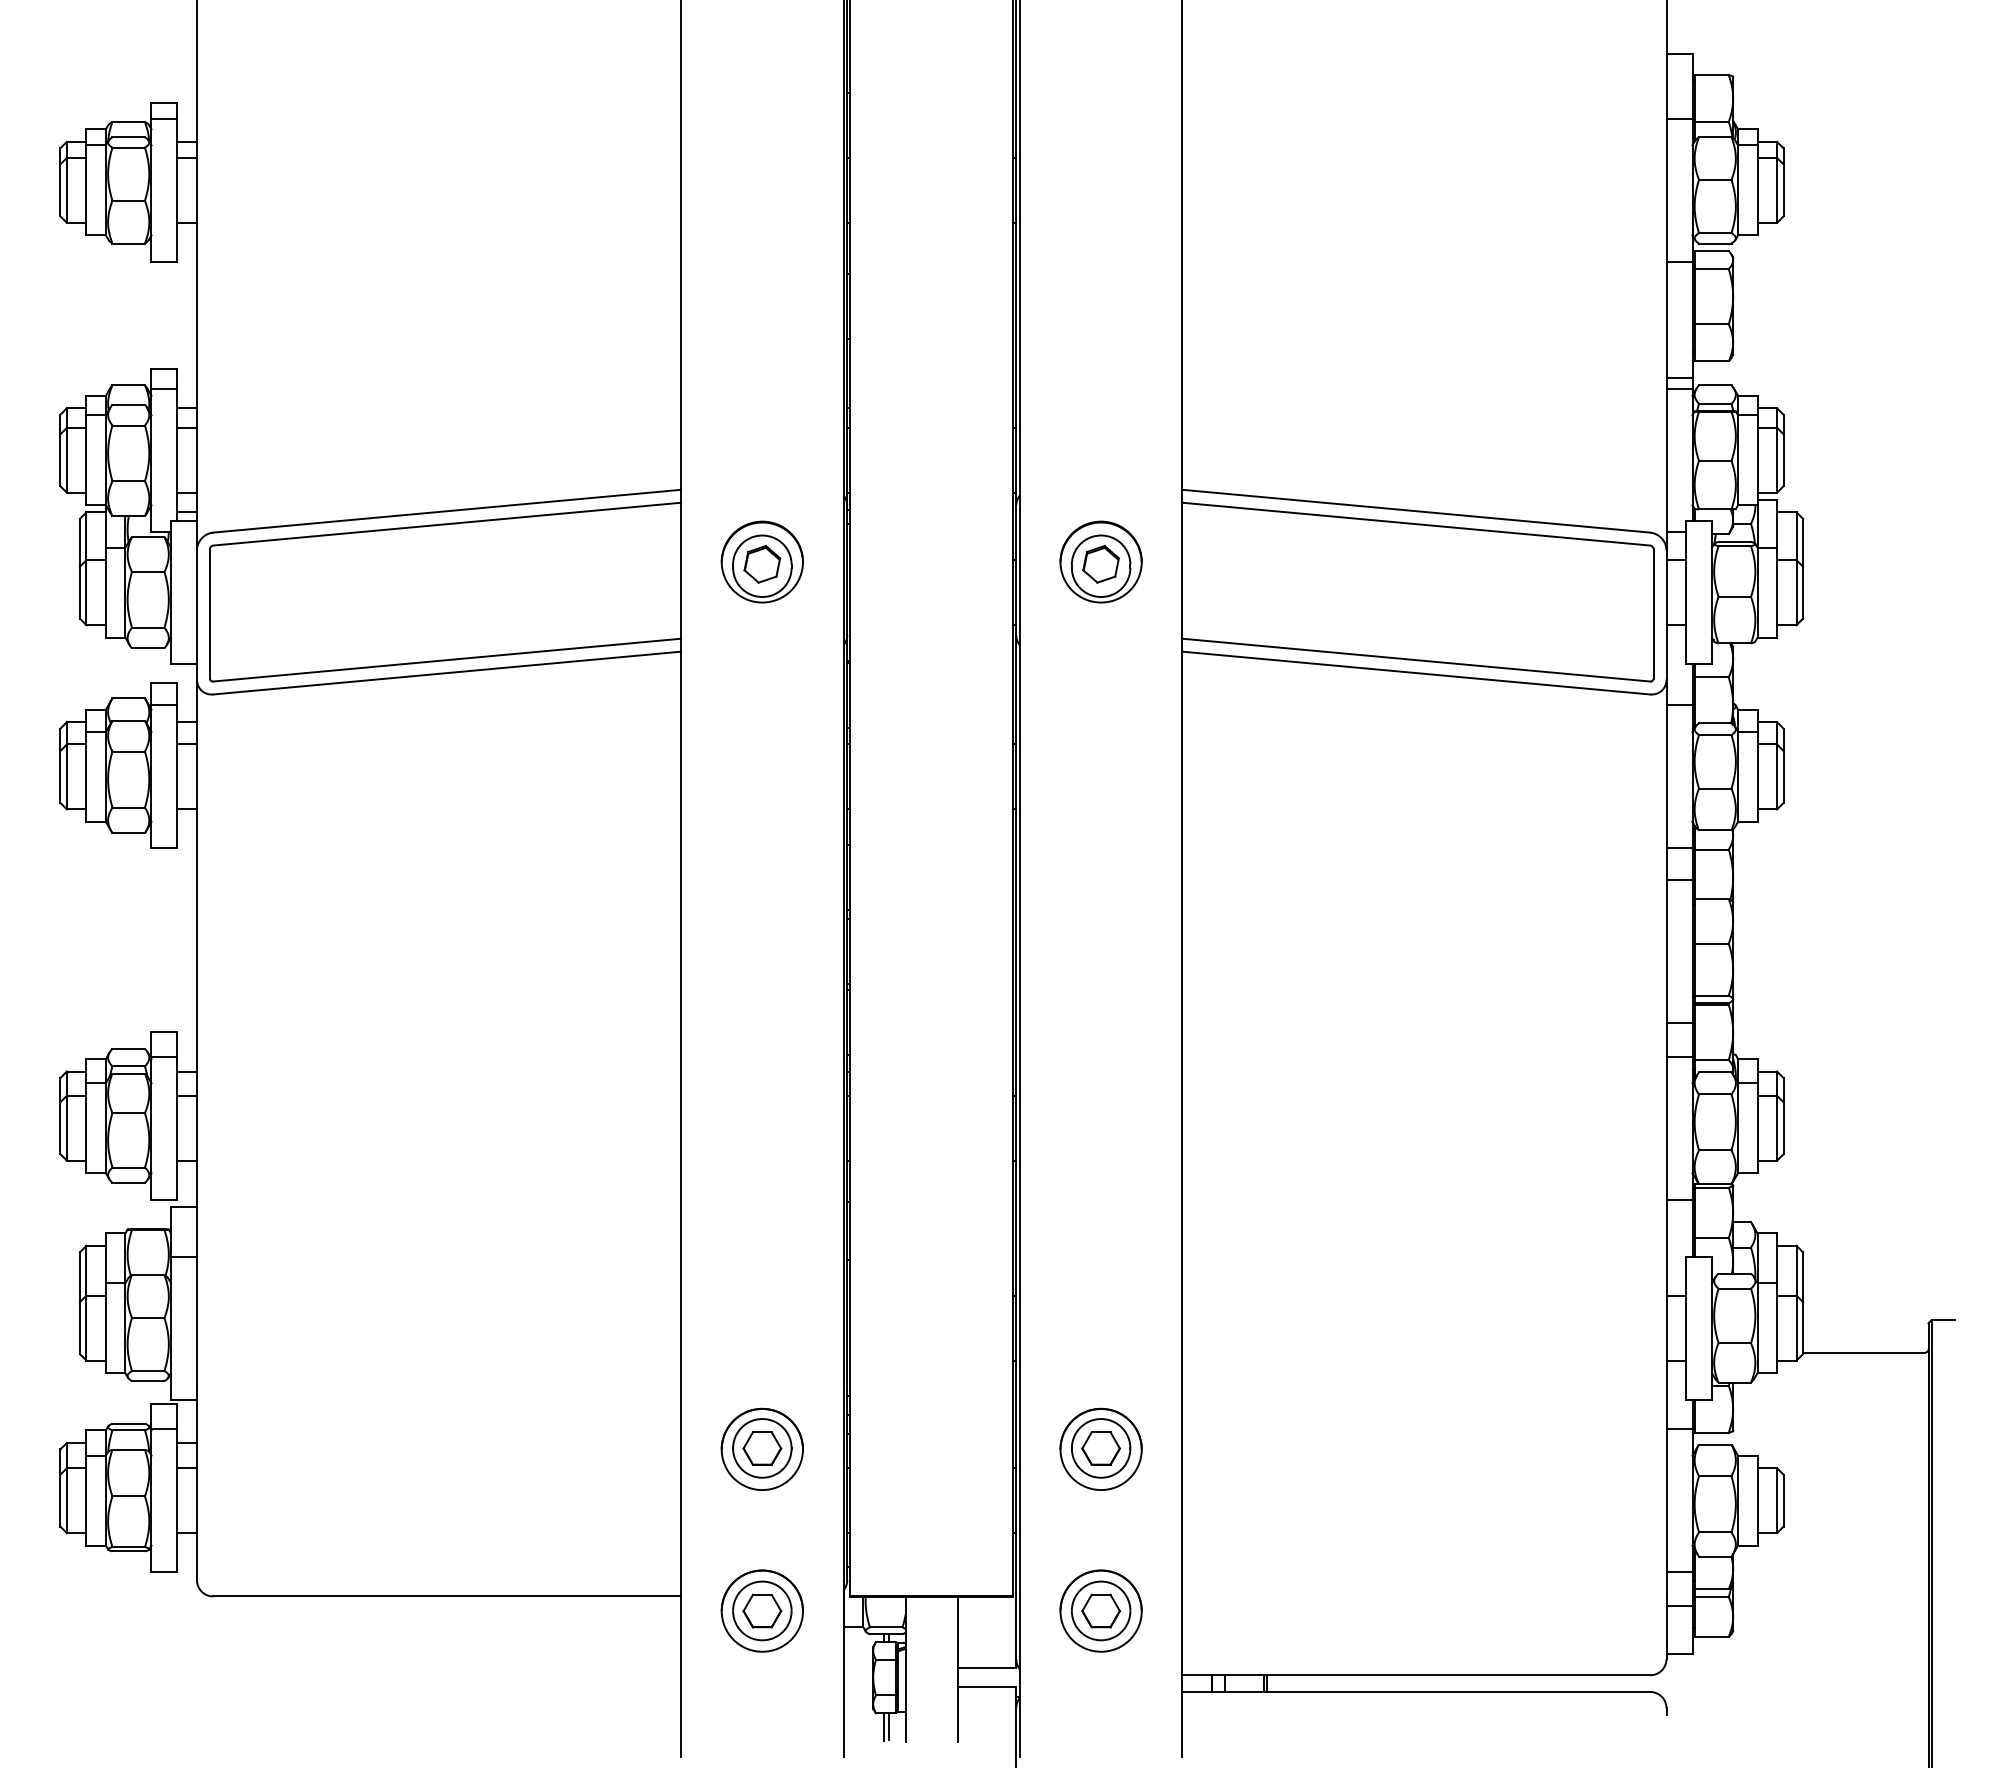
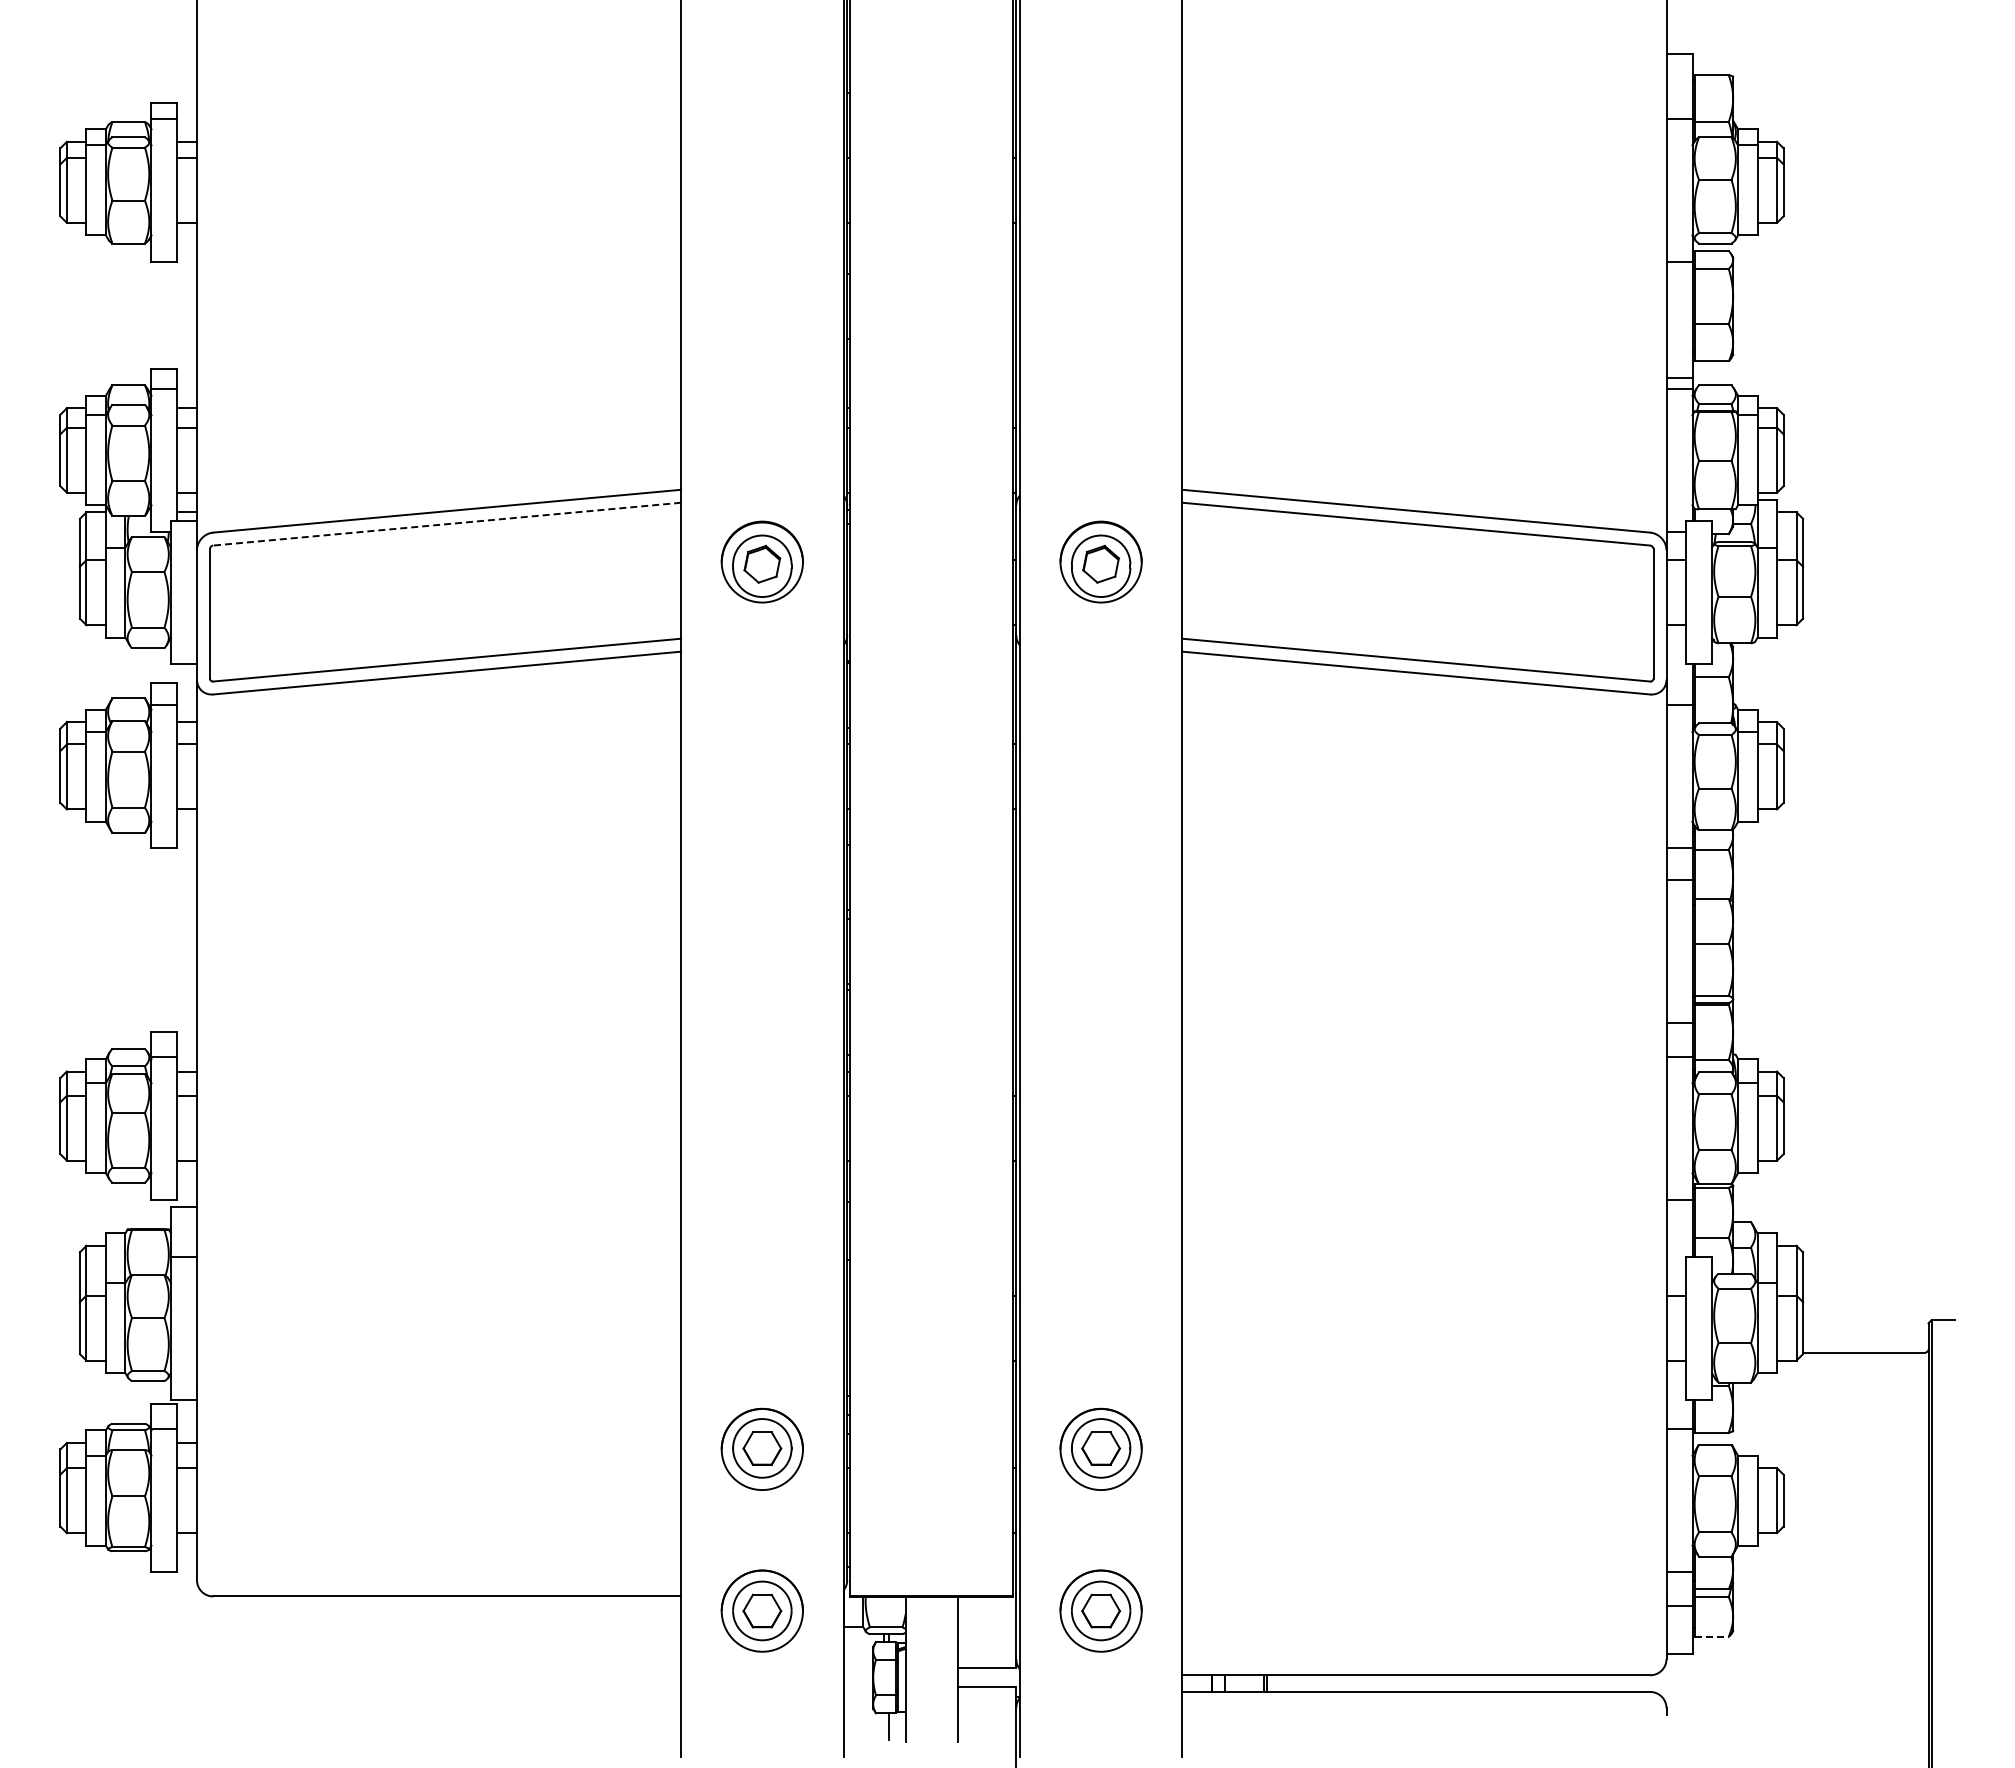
line: solid -> dashed (447, 524)
line: solid -> dashed (1711, 1636)
line: present -> none (883, 1726)
